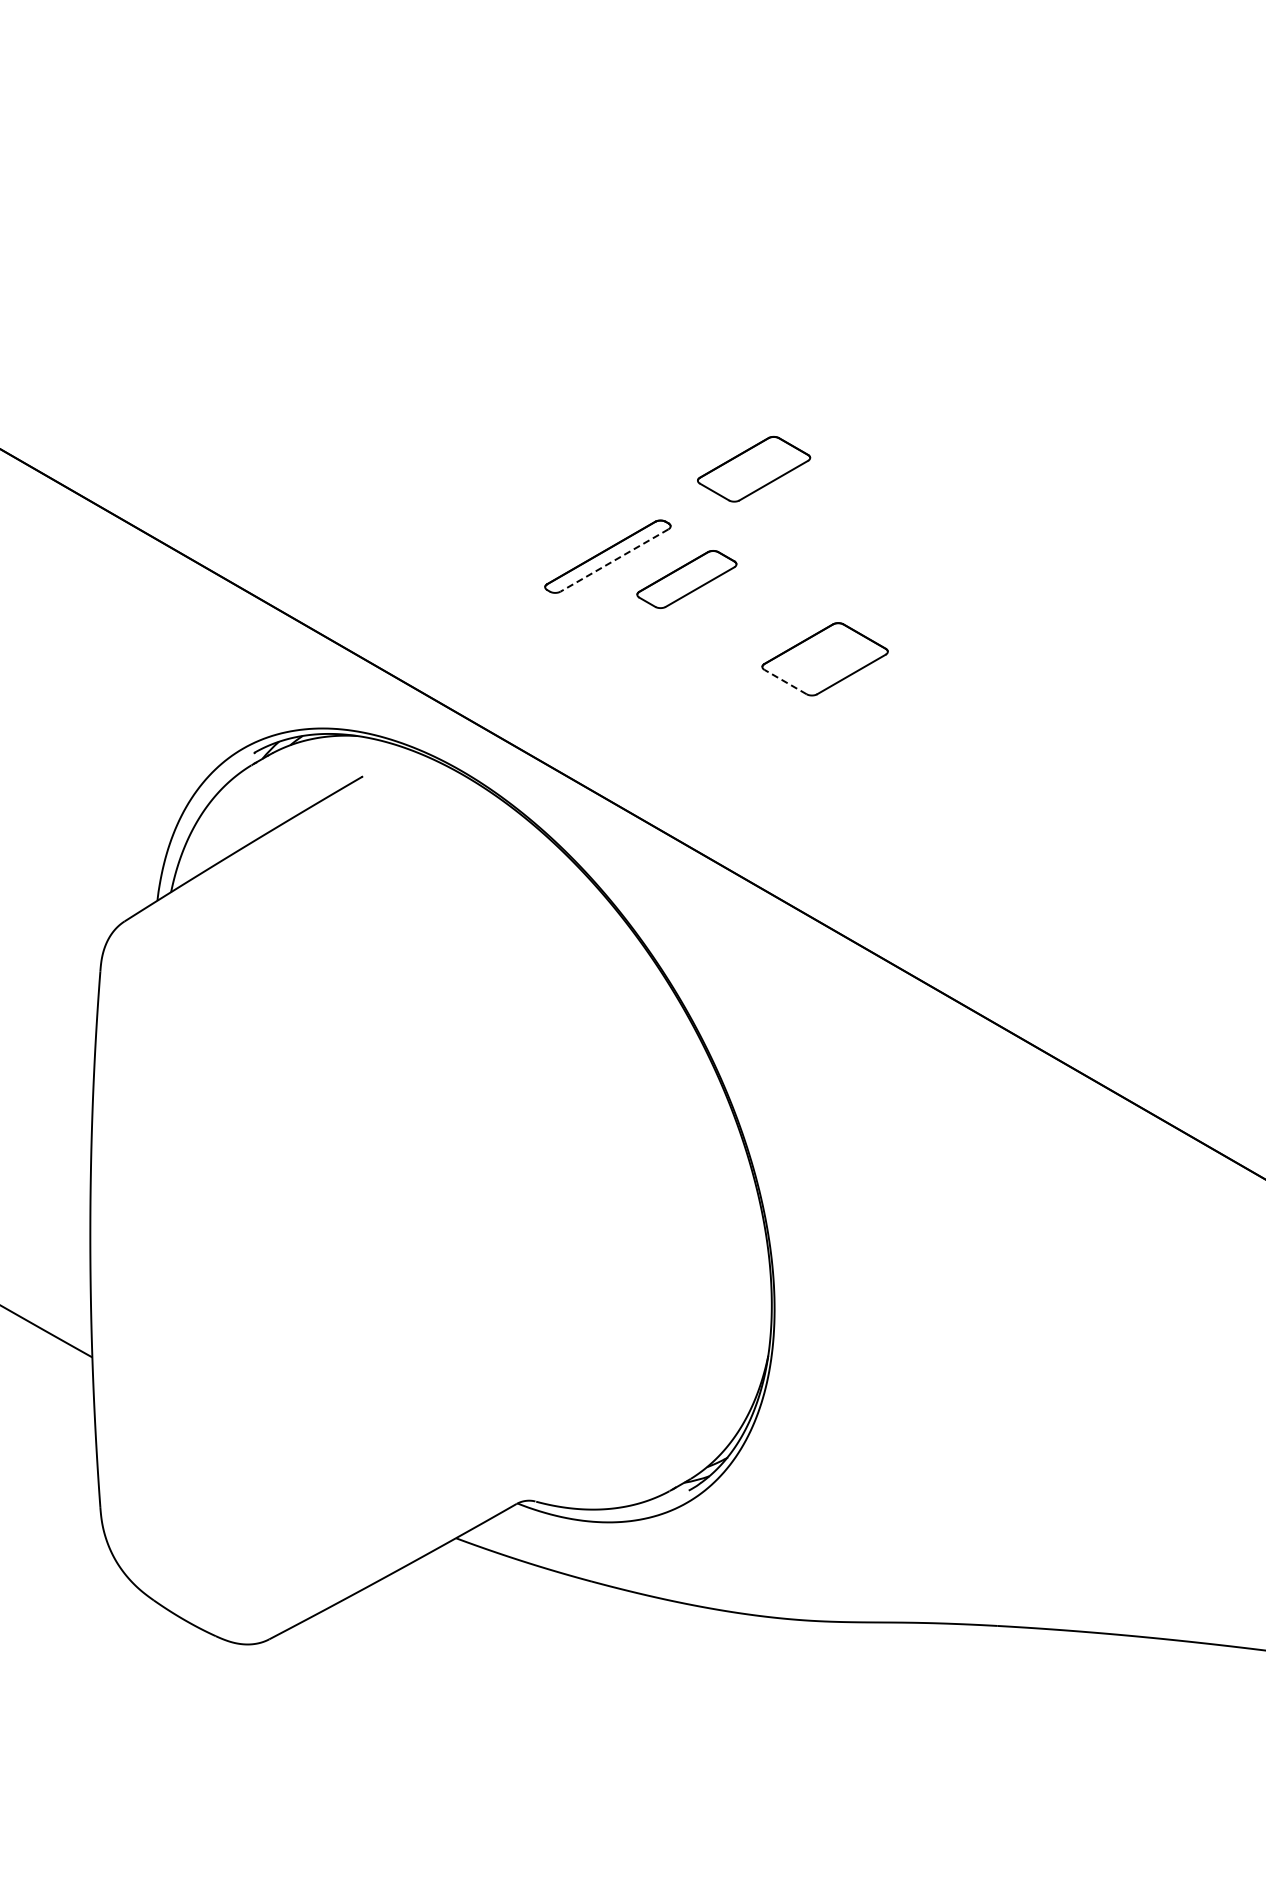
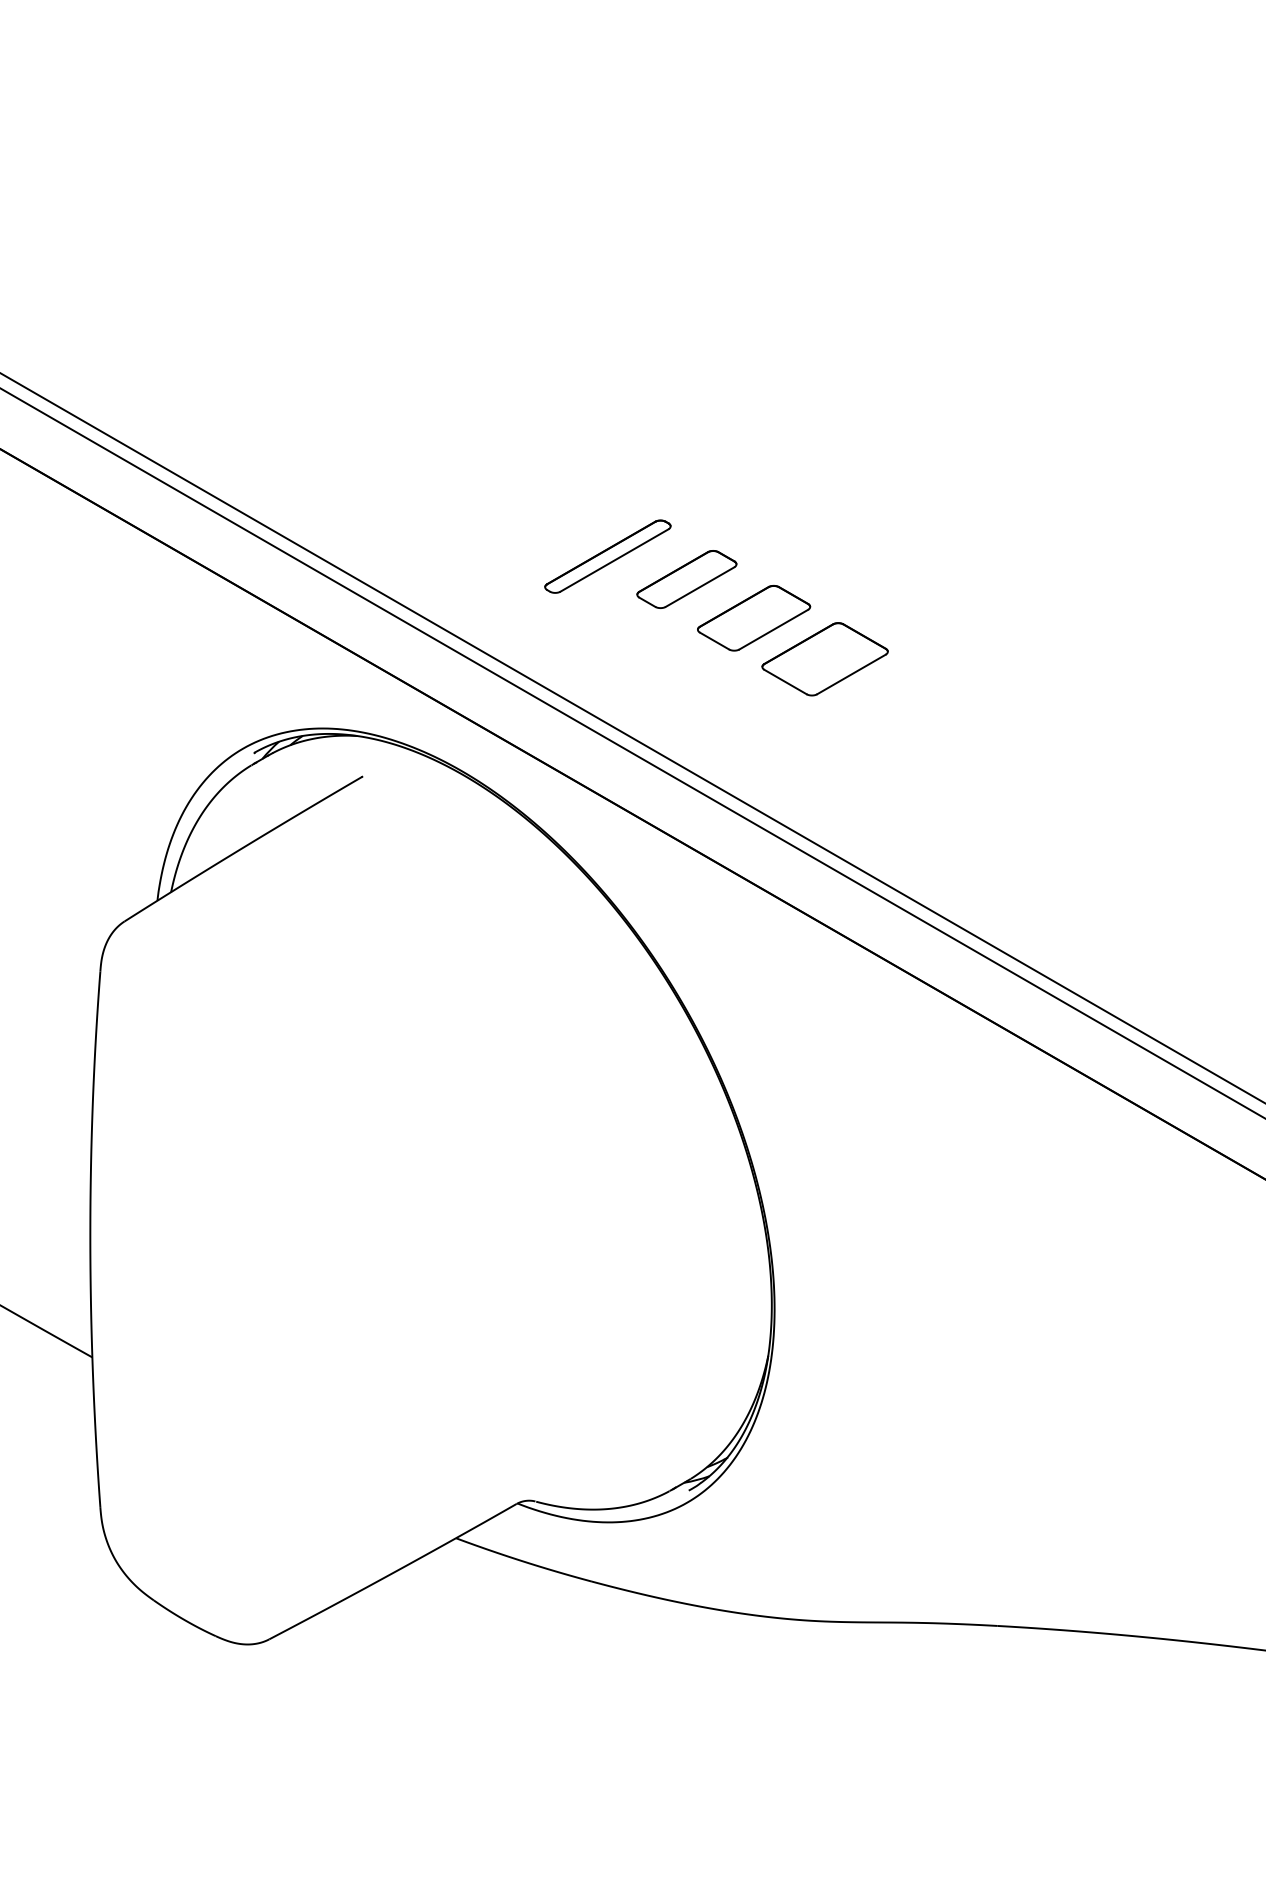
part position: (754, 469) -> (754, 618) (754, 618)
line: dashed -> solid (614, 560)
line: dashed -> solid (785, 681)
line: none -> present (632, 737)
line: none -> present (632, 753)
